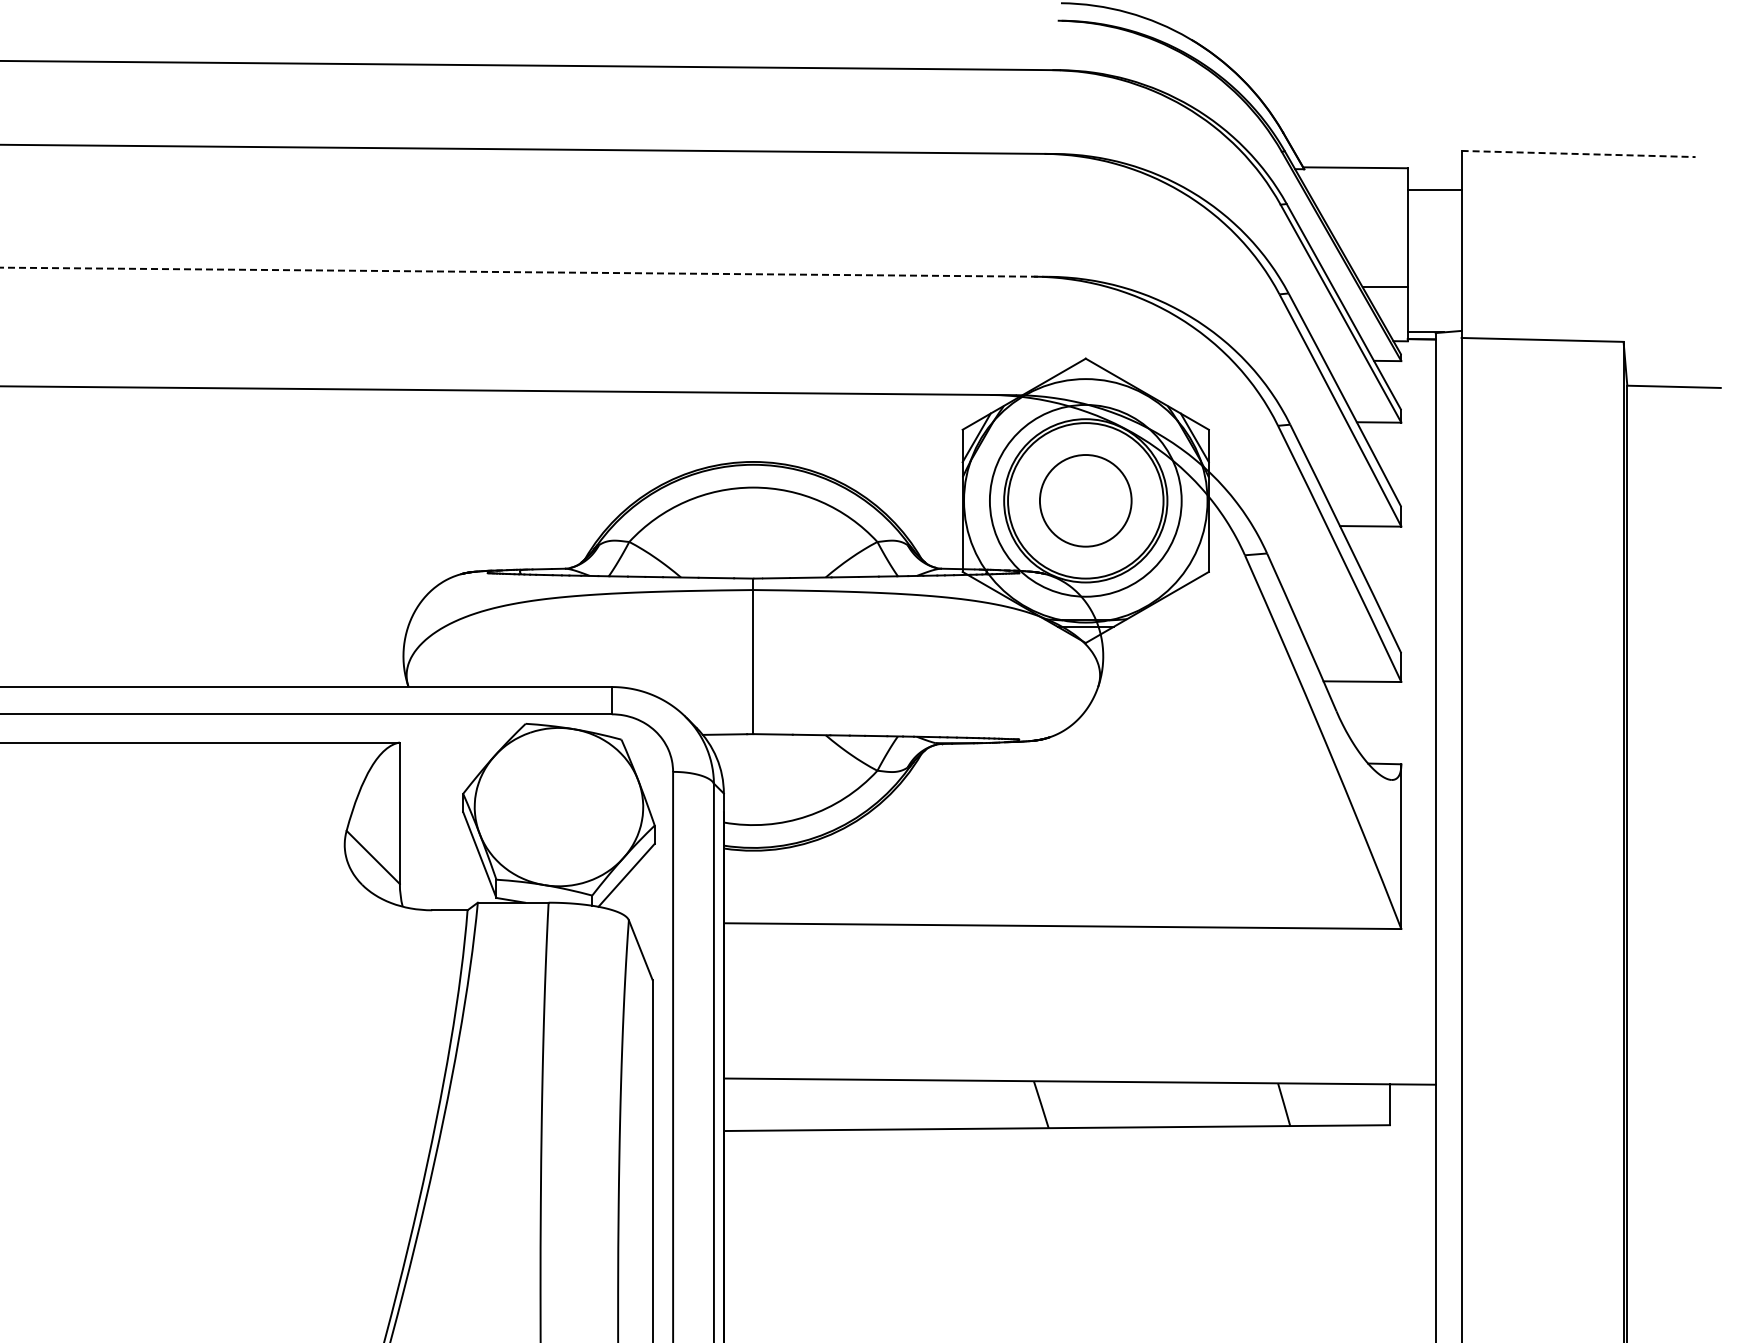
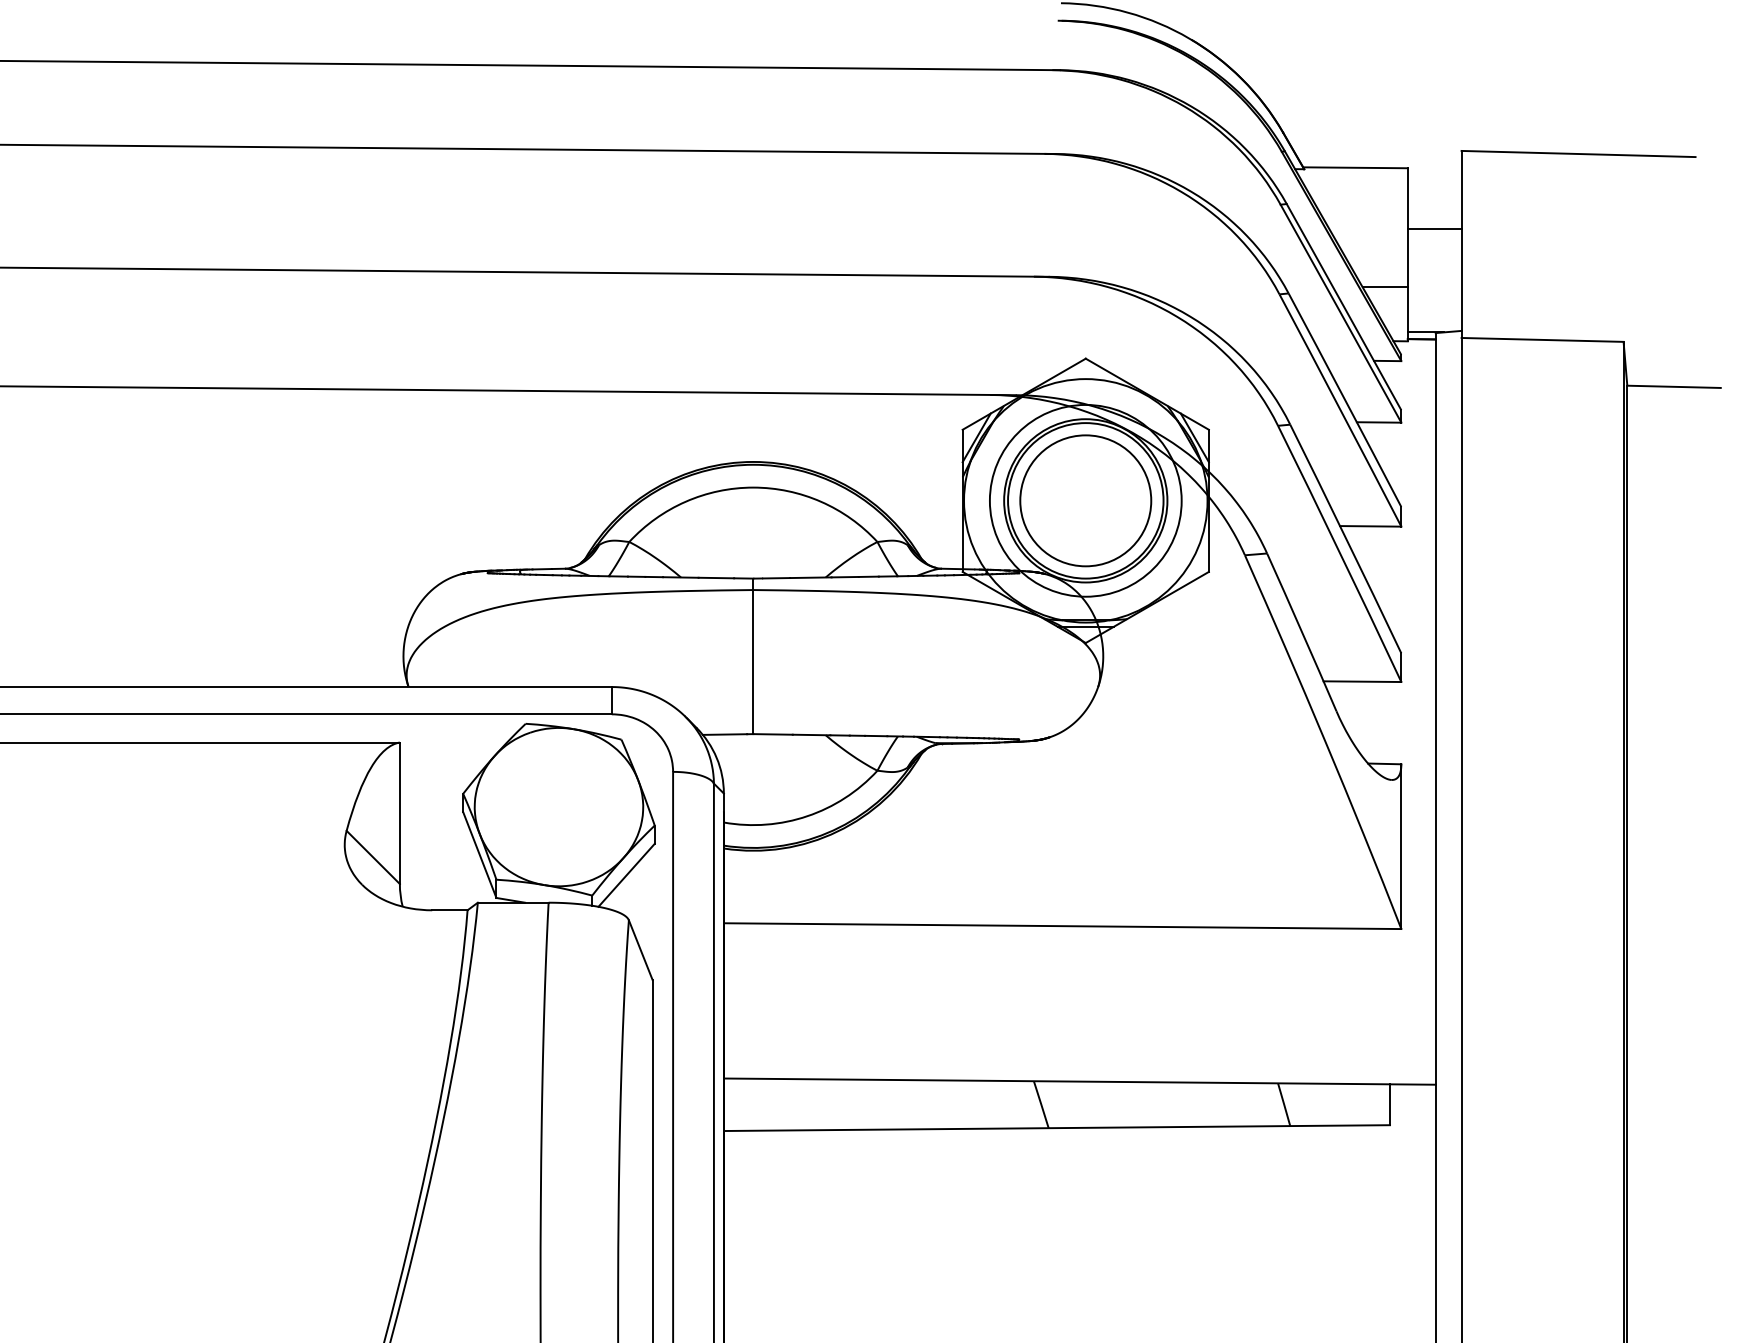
line: dashed -> solid (1579, 154)
line position: (1434, 189) -> (1434, 228) (1434, 228)
line: dashed -> solid (524, 272)
circle diameter: 92 px -> 131 px (1085, 500)
